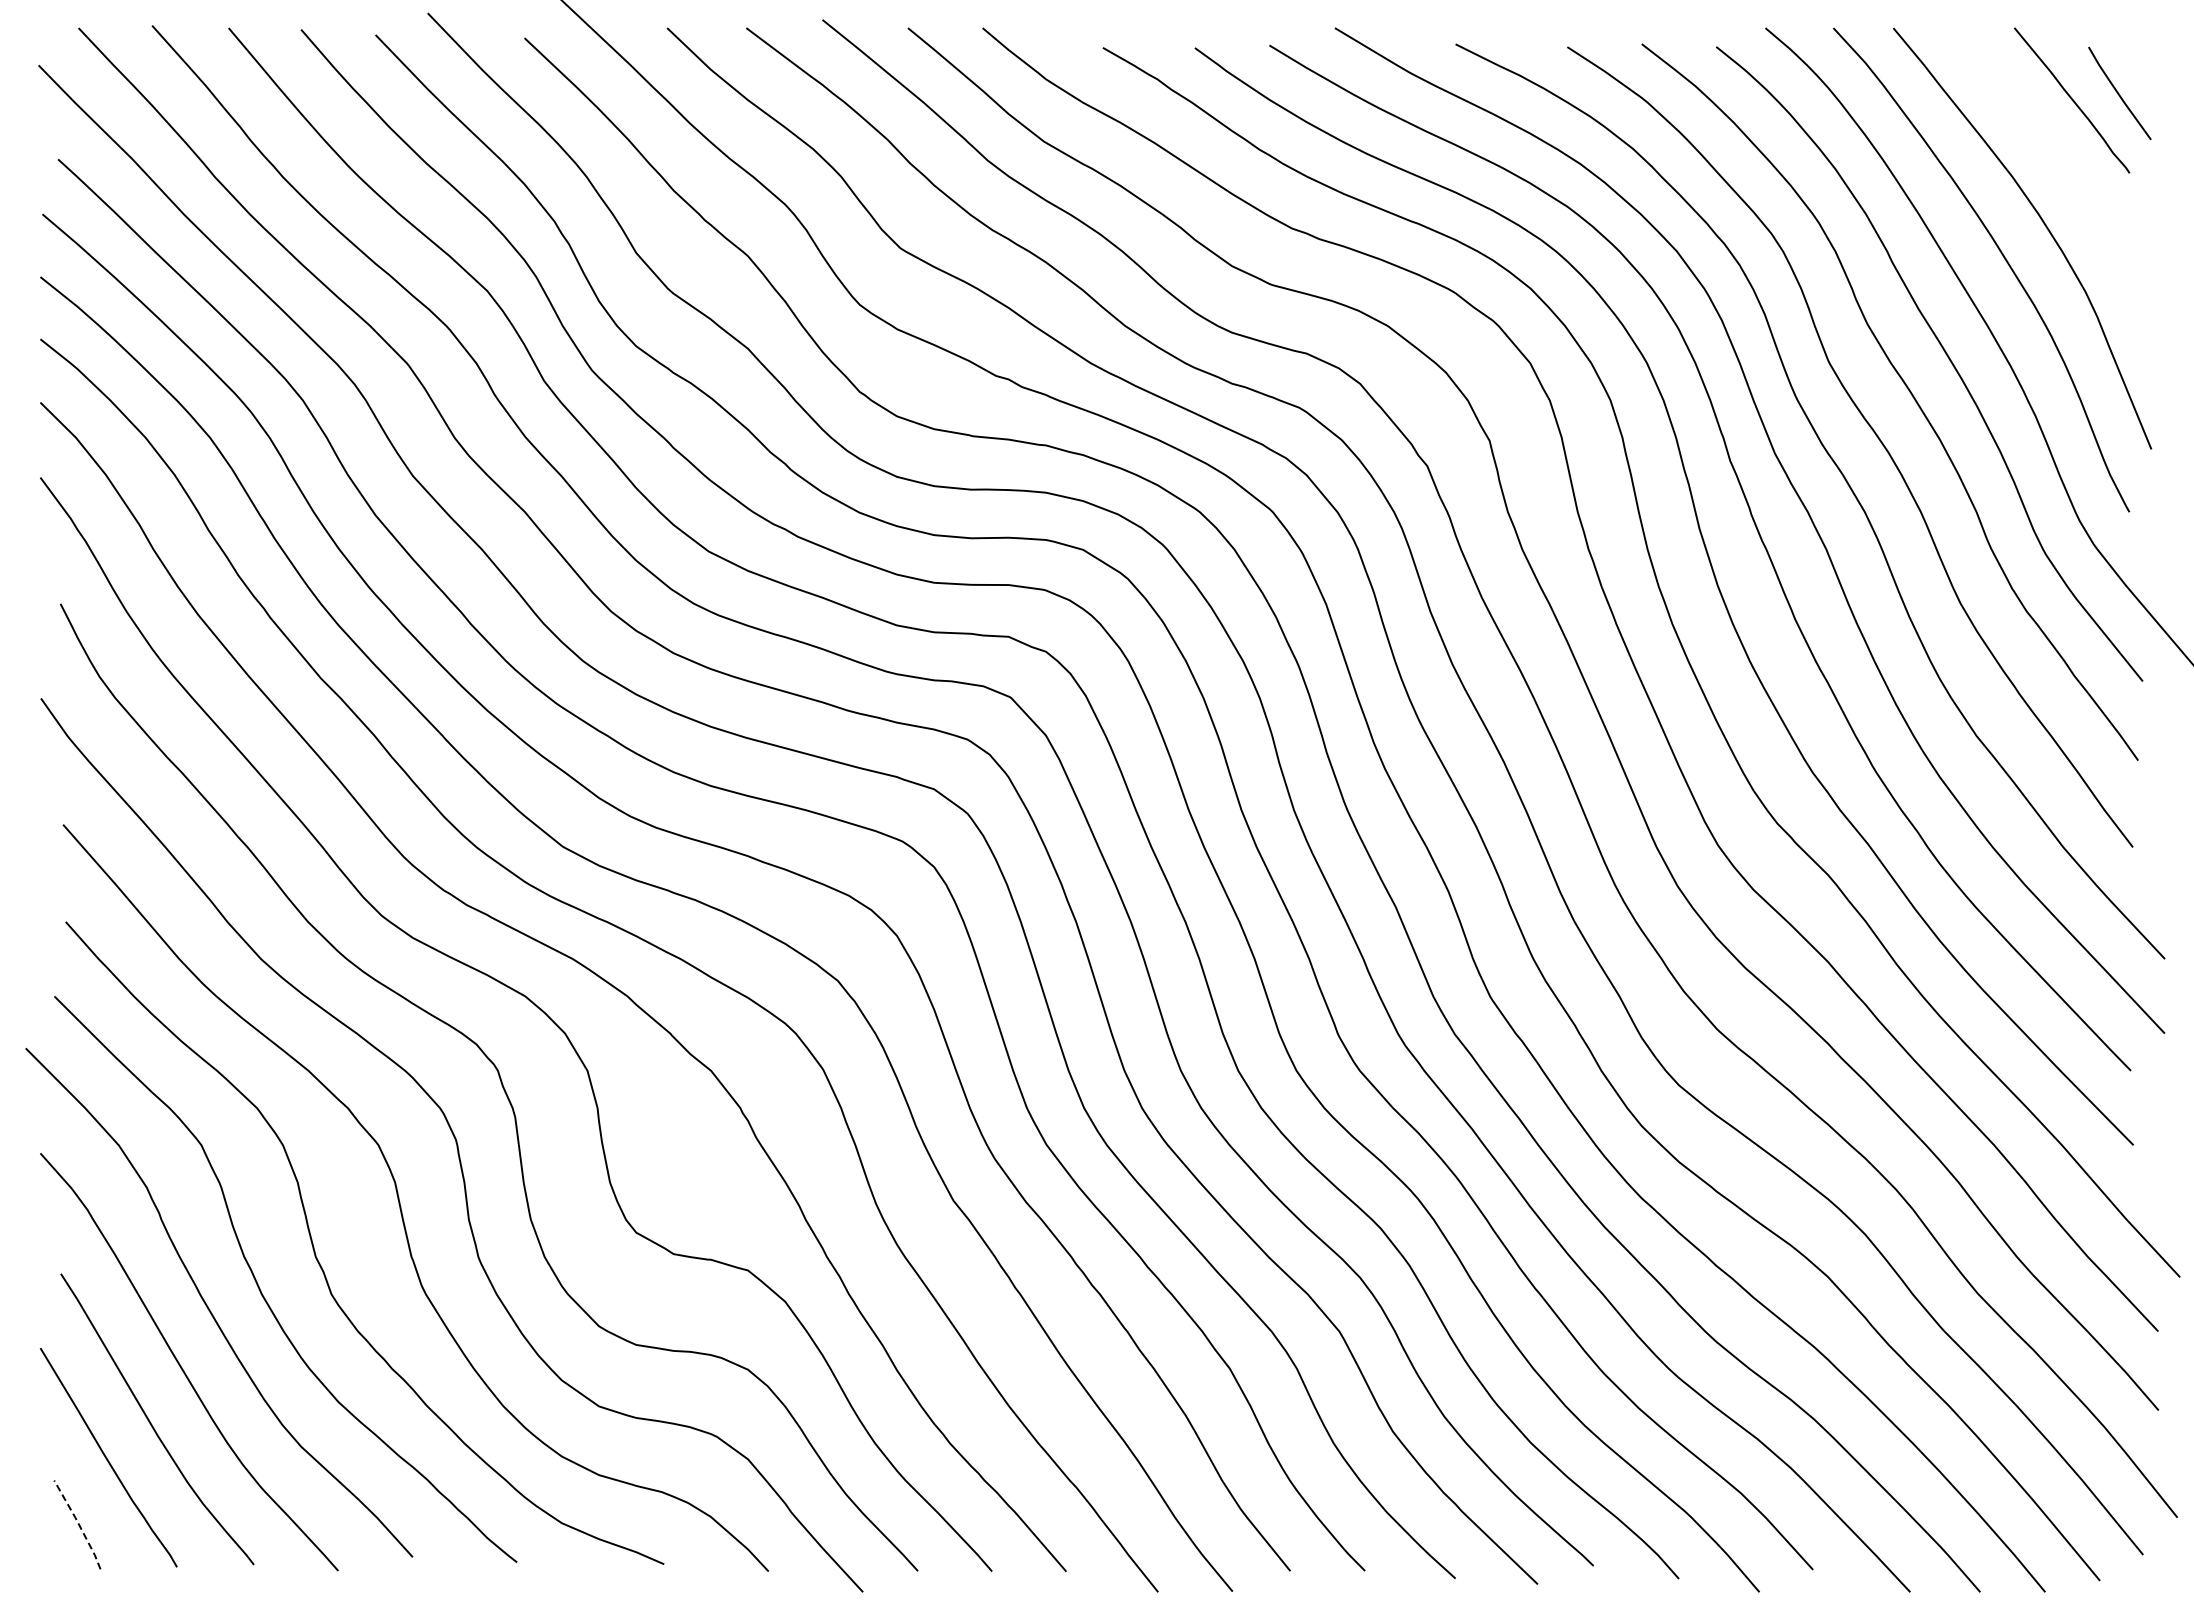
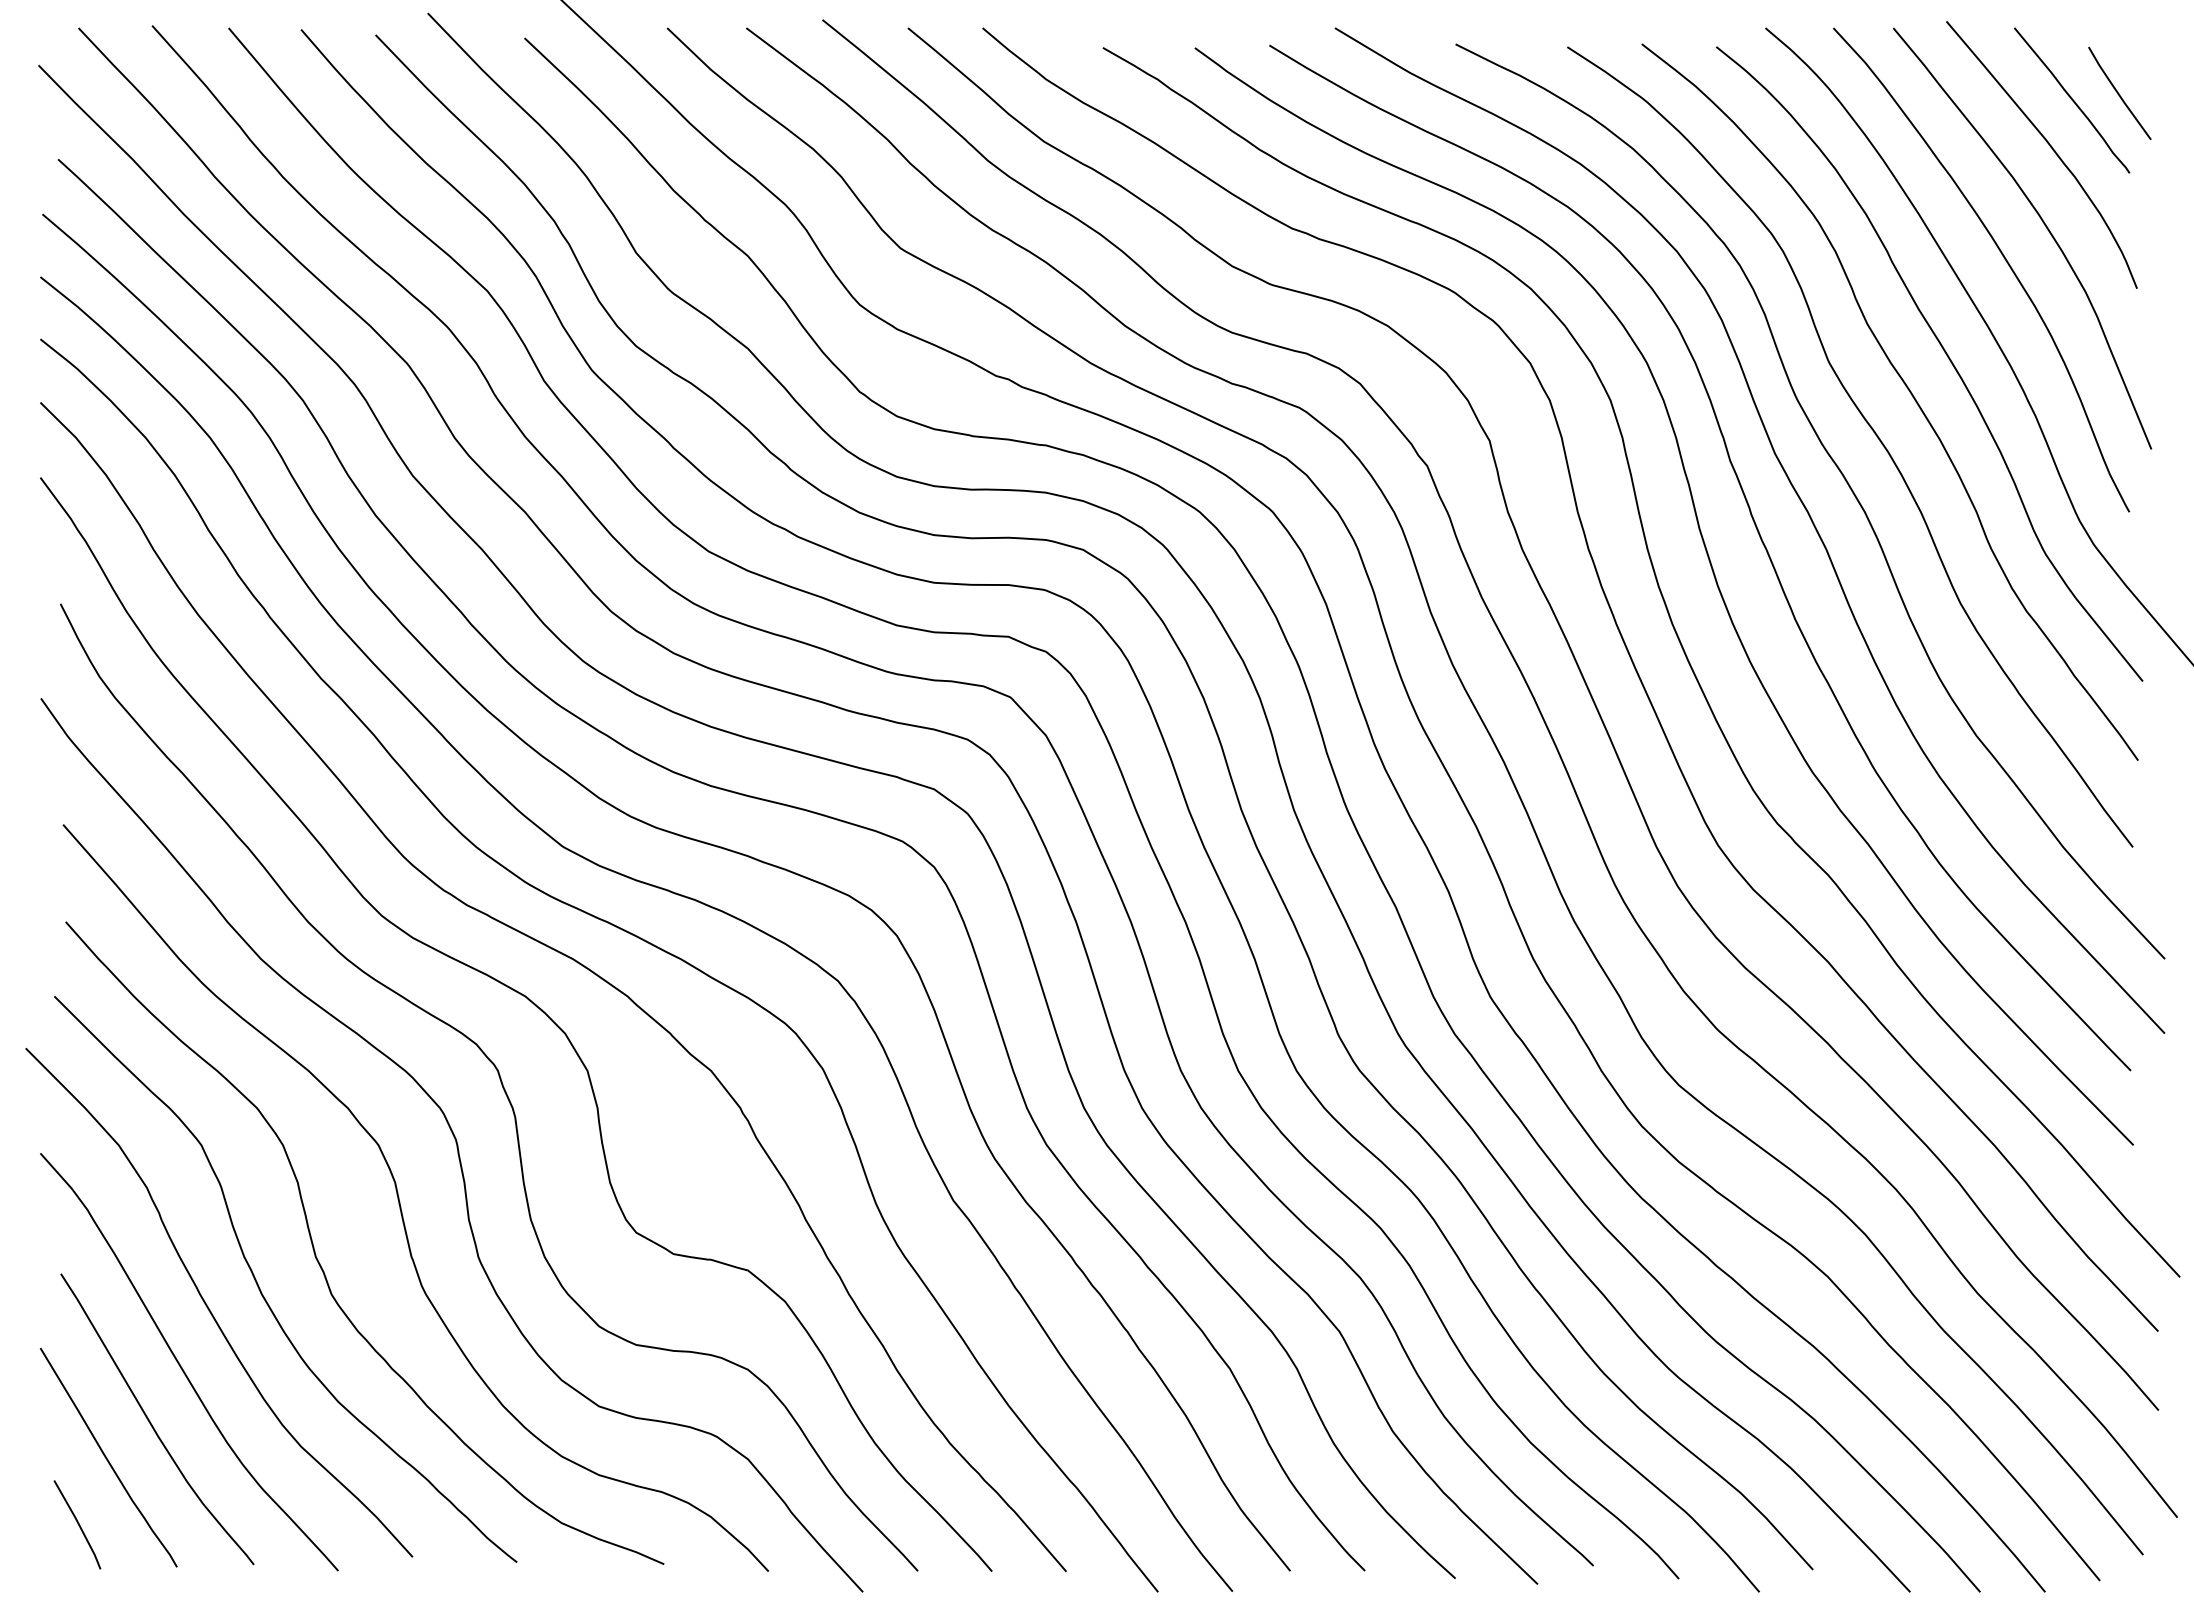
curve: none -> present (2049, 146)
line: dashed -> solid (78, 1523)
